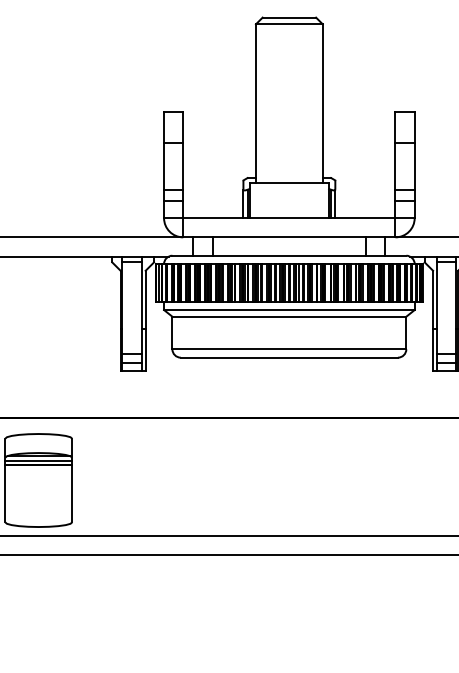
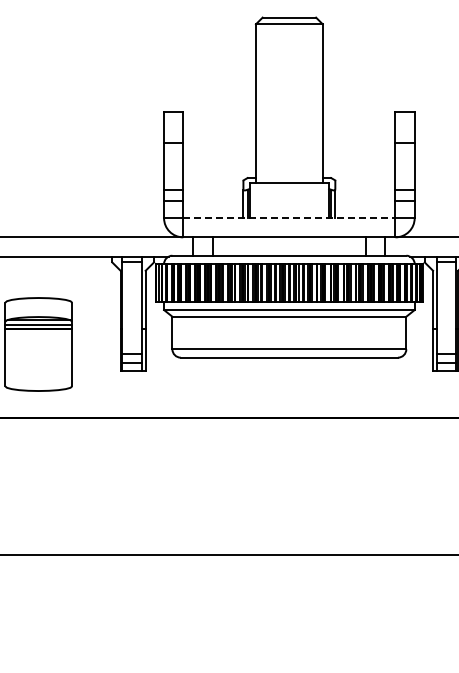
line: solid -> dashed (289, 218)
part position: (38, 480) -> (38, 344) (38, 344)
line: present -> none (228, 536)
